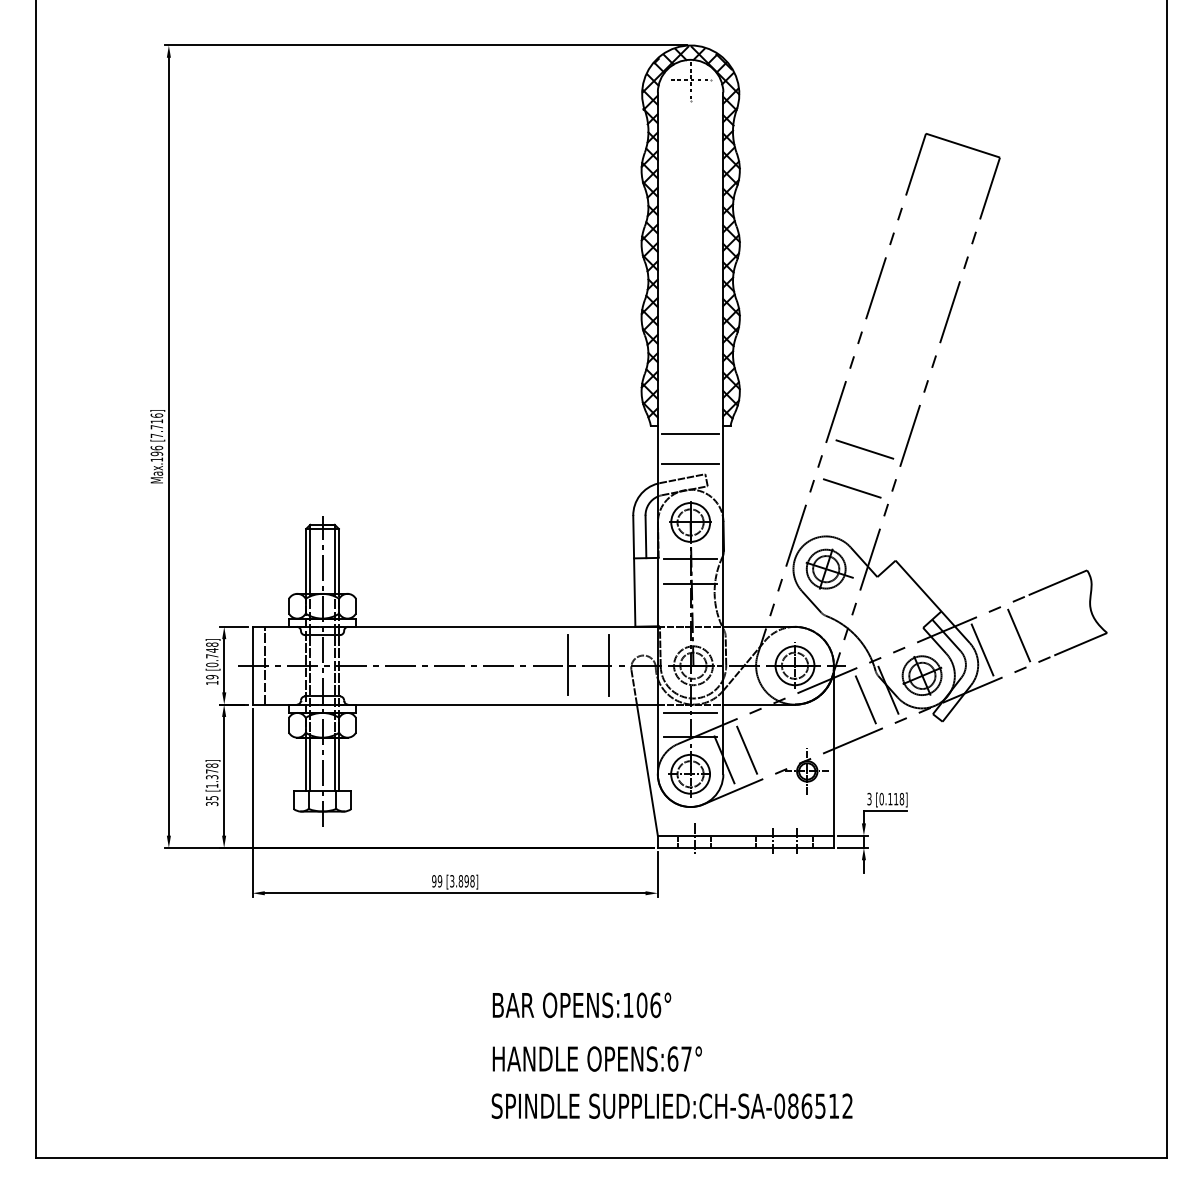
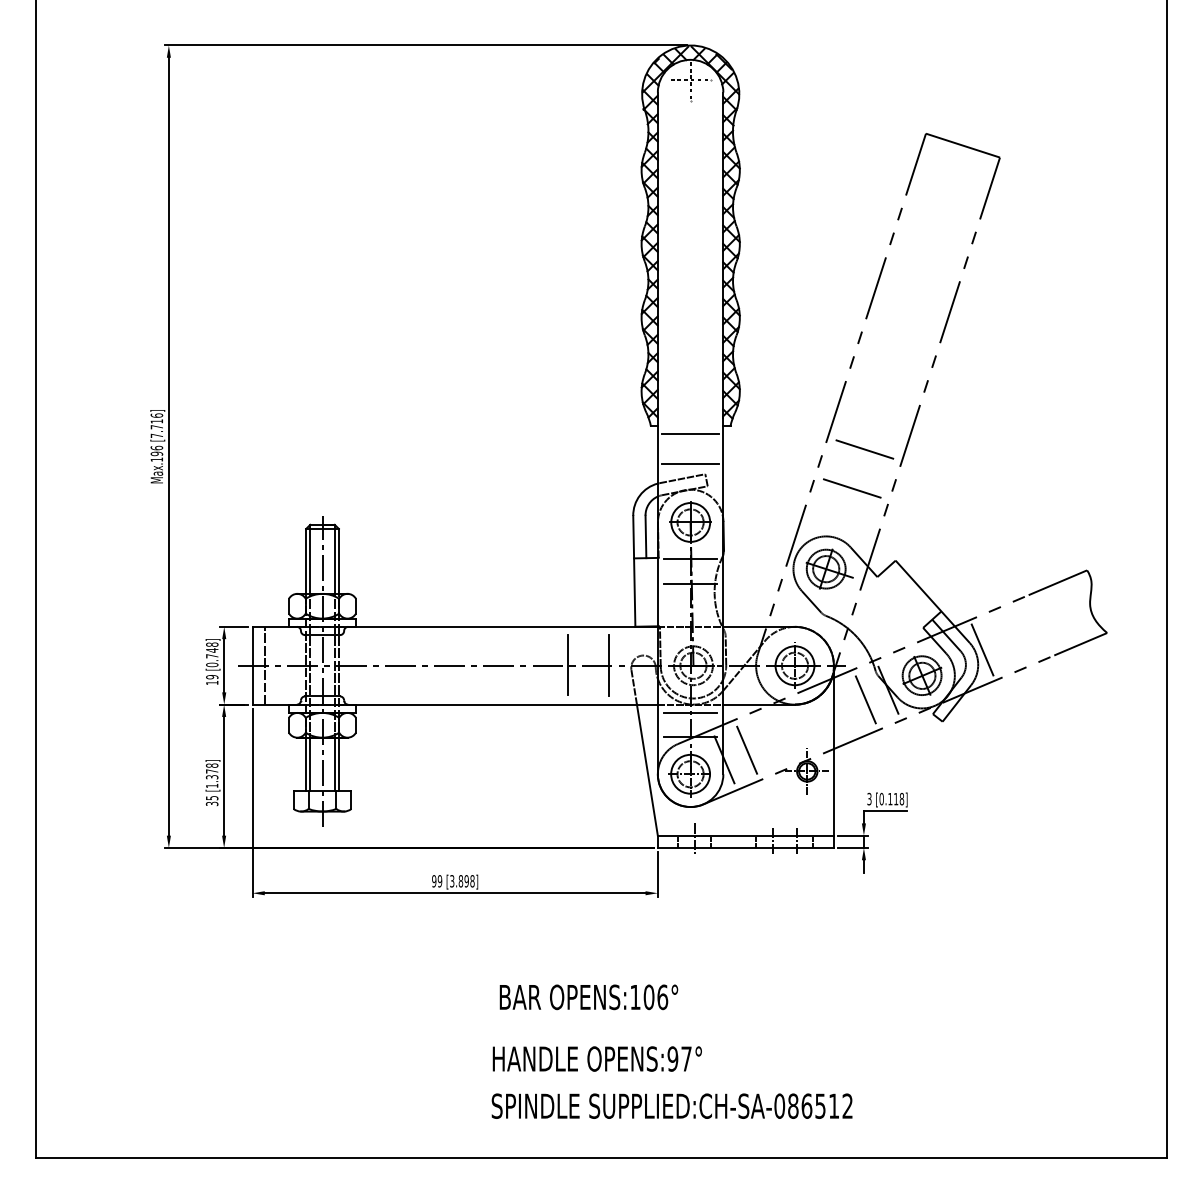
line: present -> none (1018, 635)
text position: (581, 1005) -> (588, 997) (588, 997)
text: OPENS:67° -> OPENS:97° (672, 1058)
